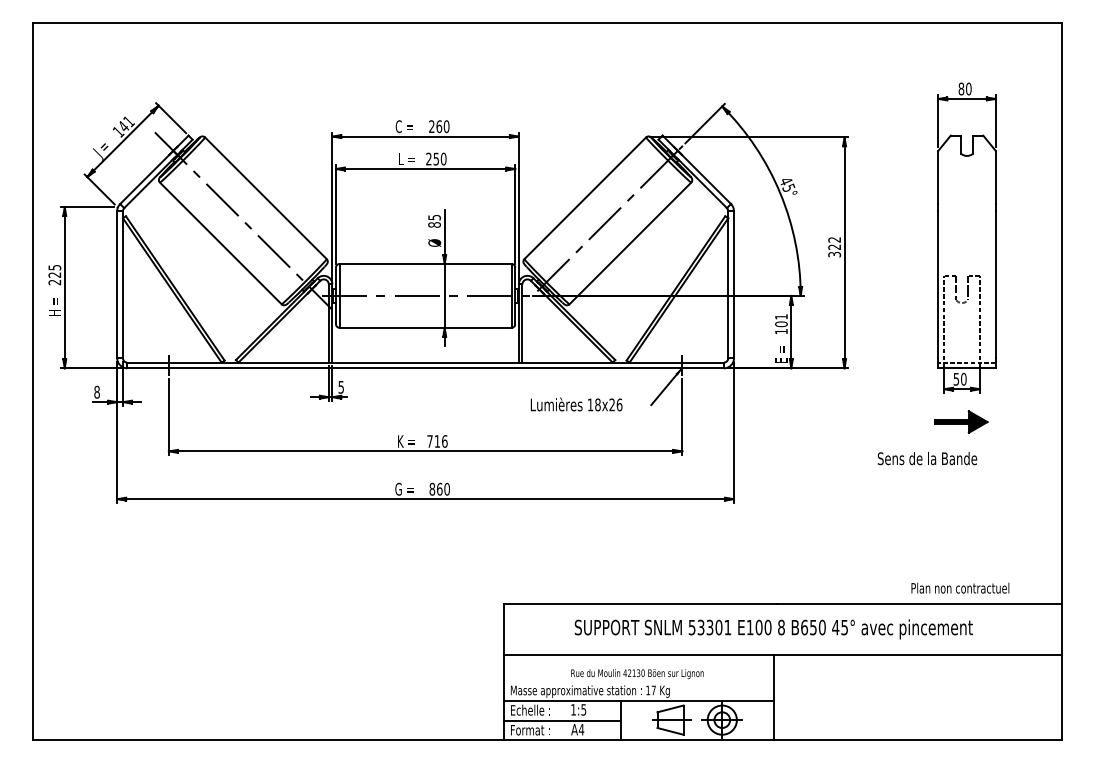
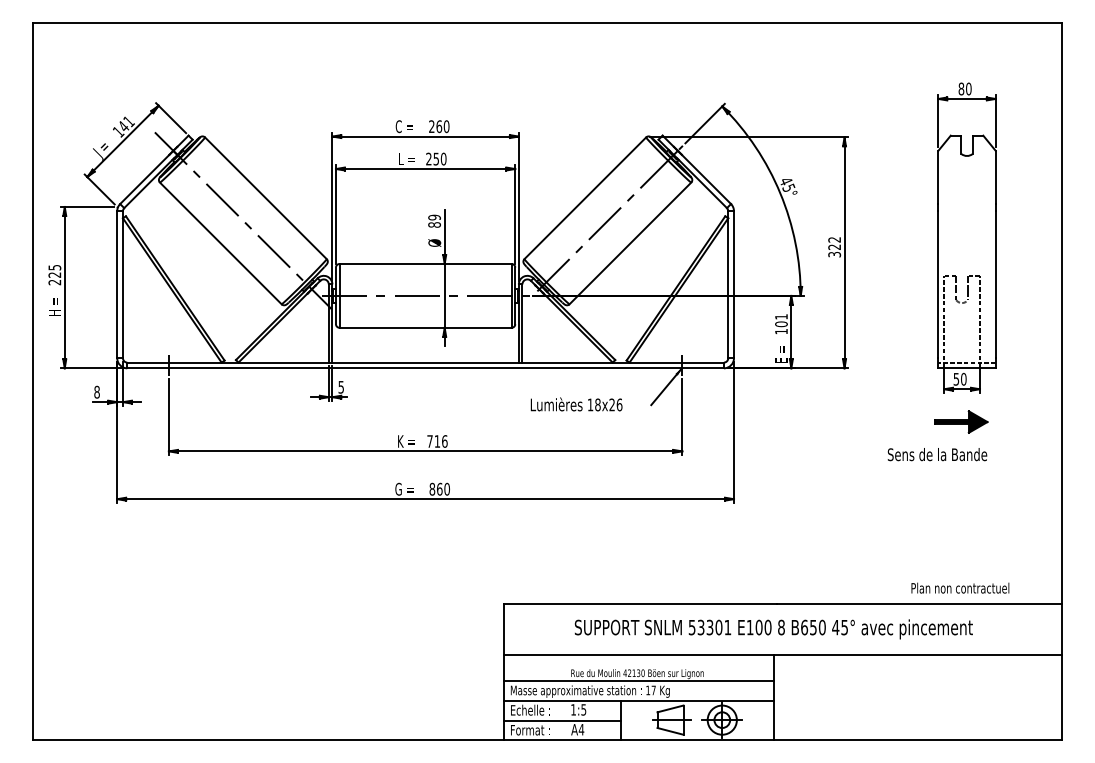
text: 85 -> 89 (434, 217)
text position: (927, 458) -> (937, 454) (937, 454)
line: none -> present (639, 681)
